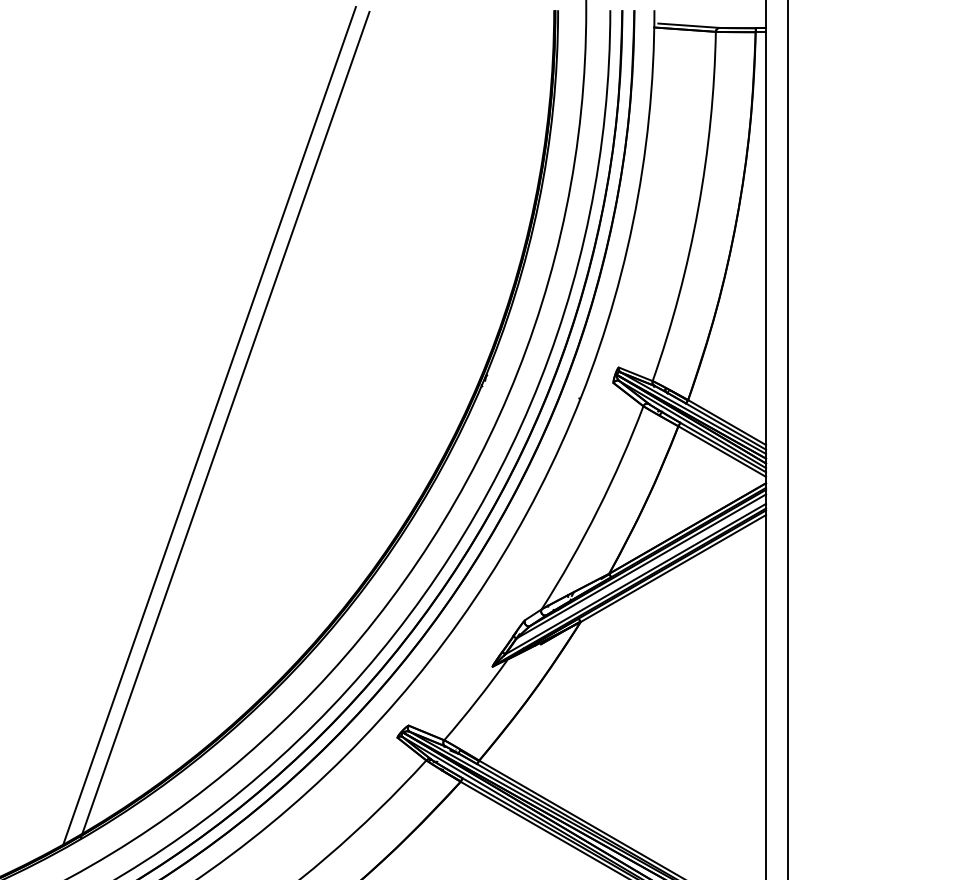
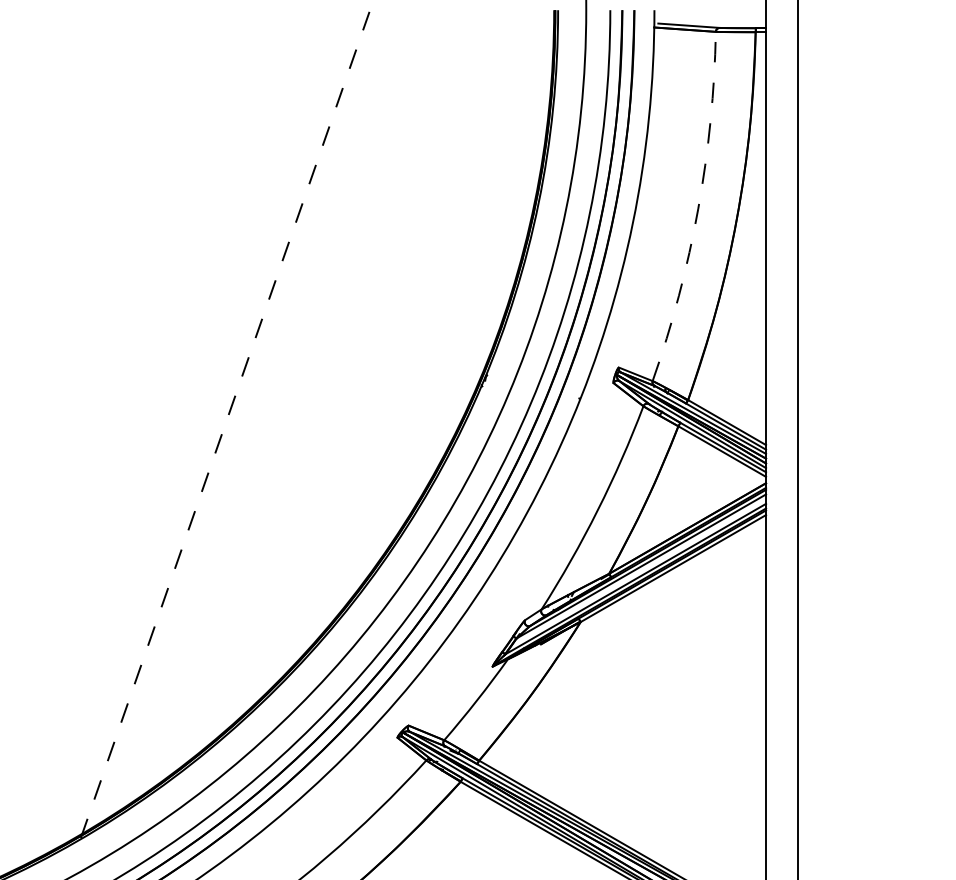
arc: solid -> dashed (698, 209)
line: solid -> dashed (225, 424)
line: present -> none (208, 426)
line position: (788, 439) -> (798, 439) (798, 439)
